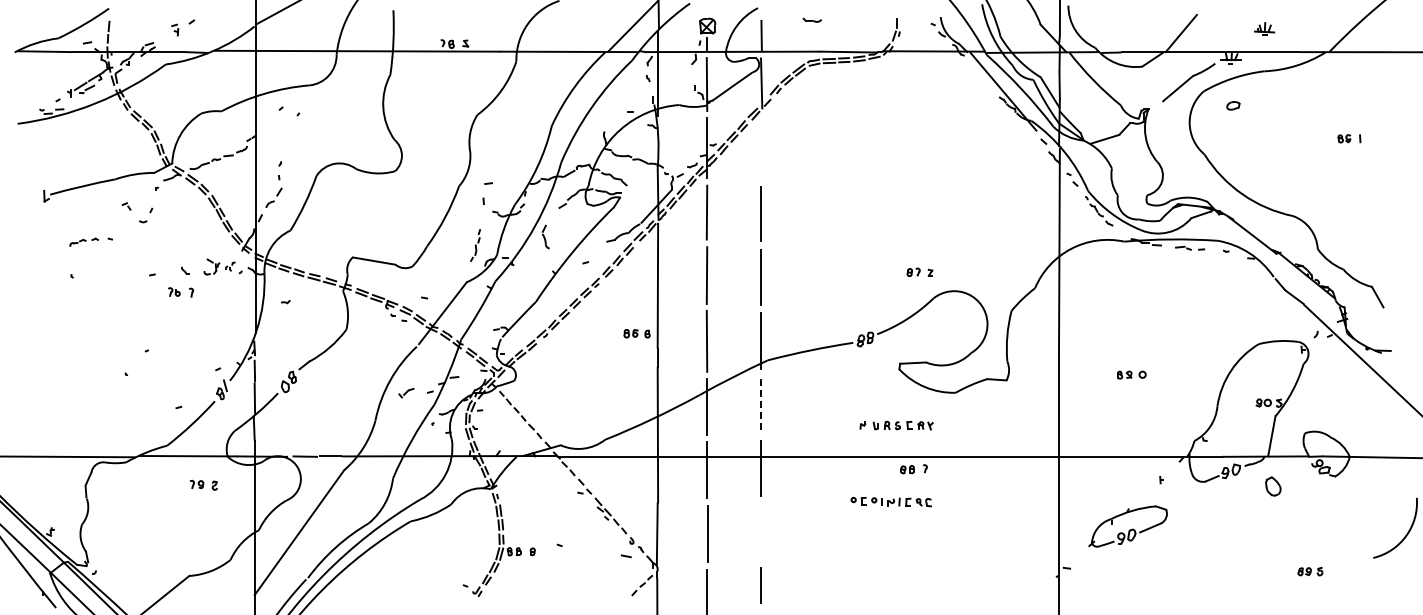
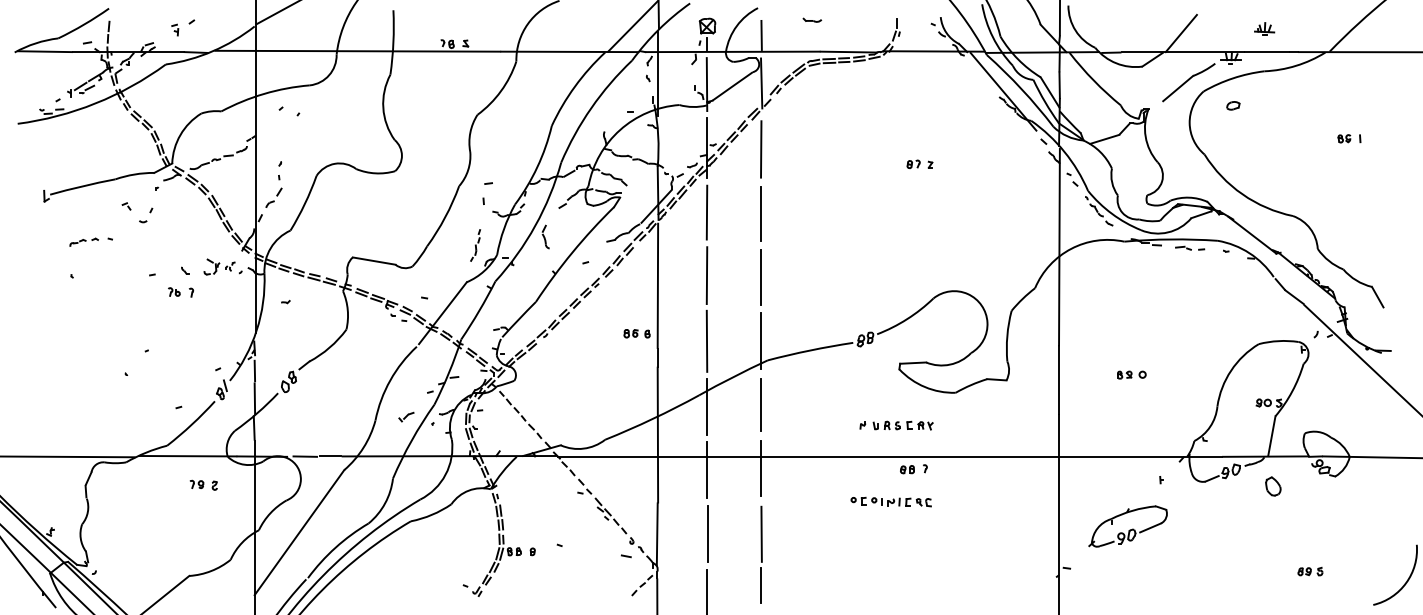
line: none -> present (761, 149)
part position: (919, 271) -> (919, 163) (919, 163)
part position: (406, 392) -> (406, 416) (406, 416)
line: dashed -> solid (761, 405)
line: none -> present (761, 533)
arc position: (1406, 533) -> (1406, 580) (1406, 580)
